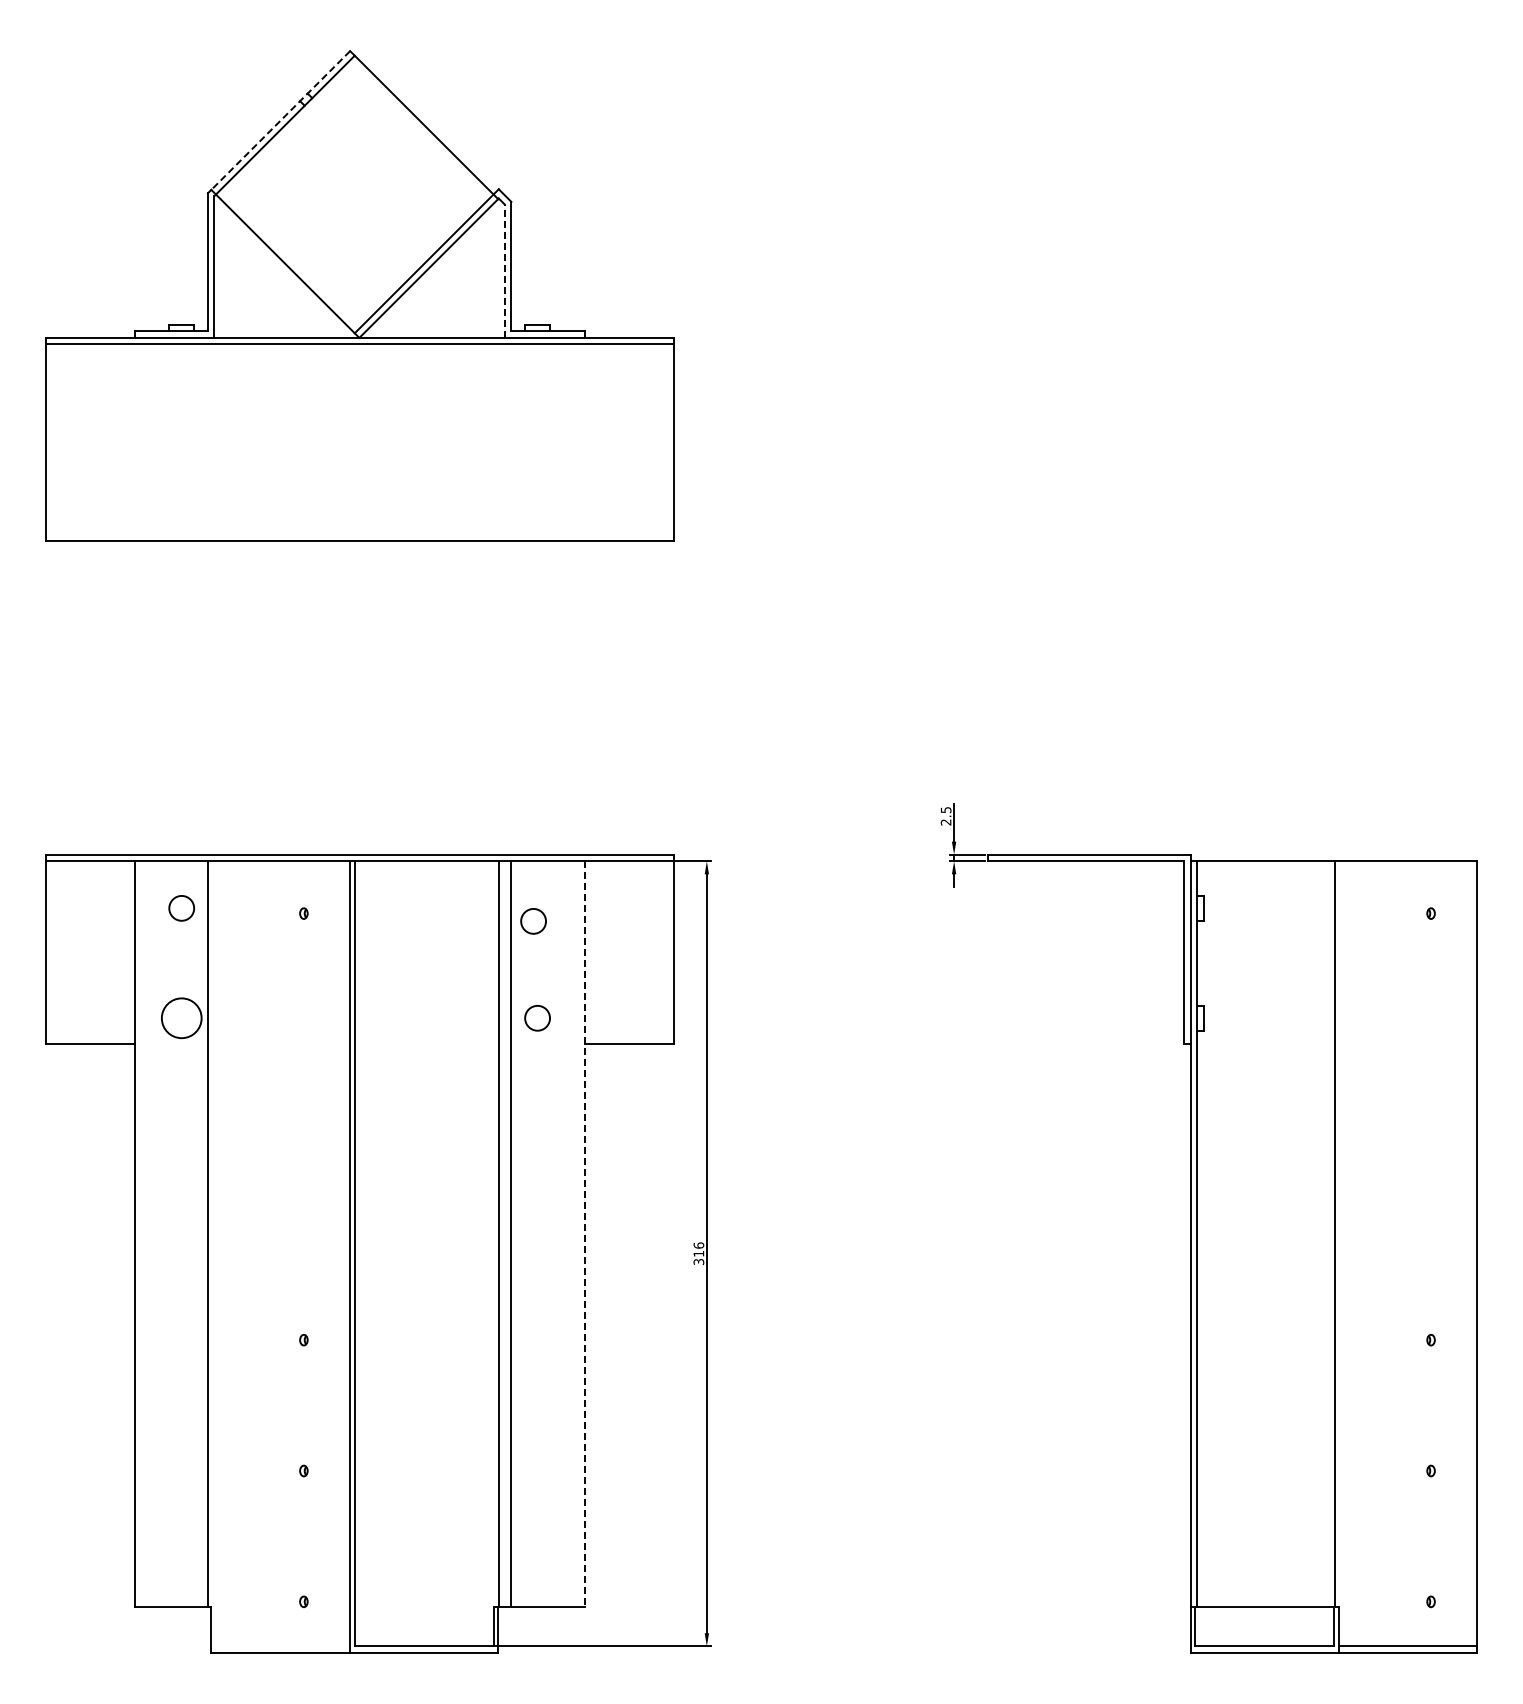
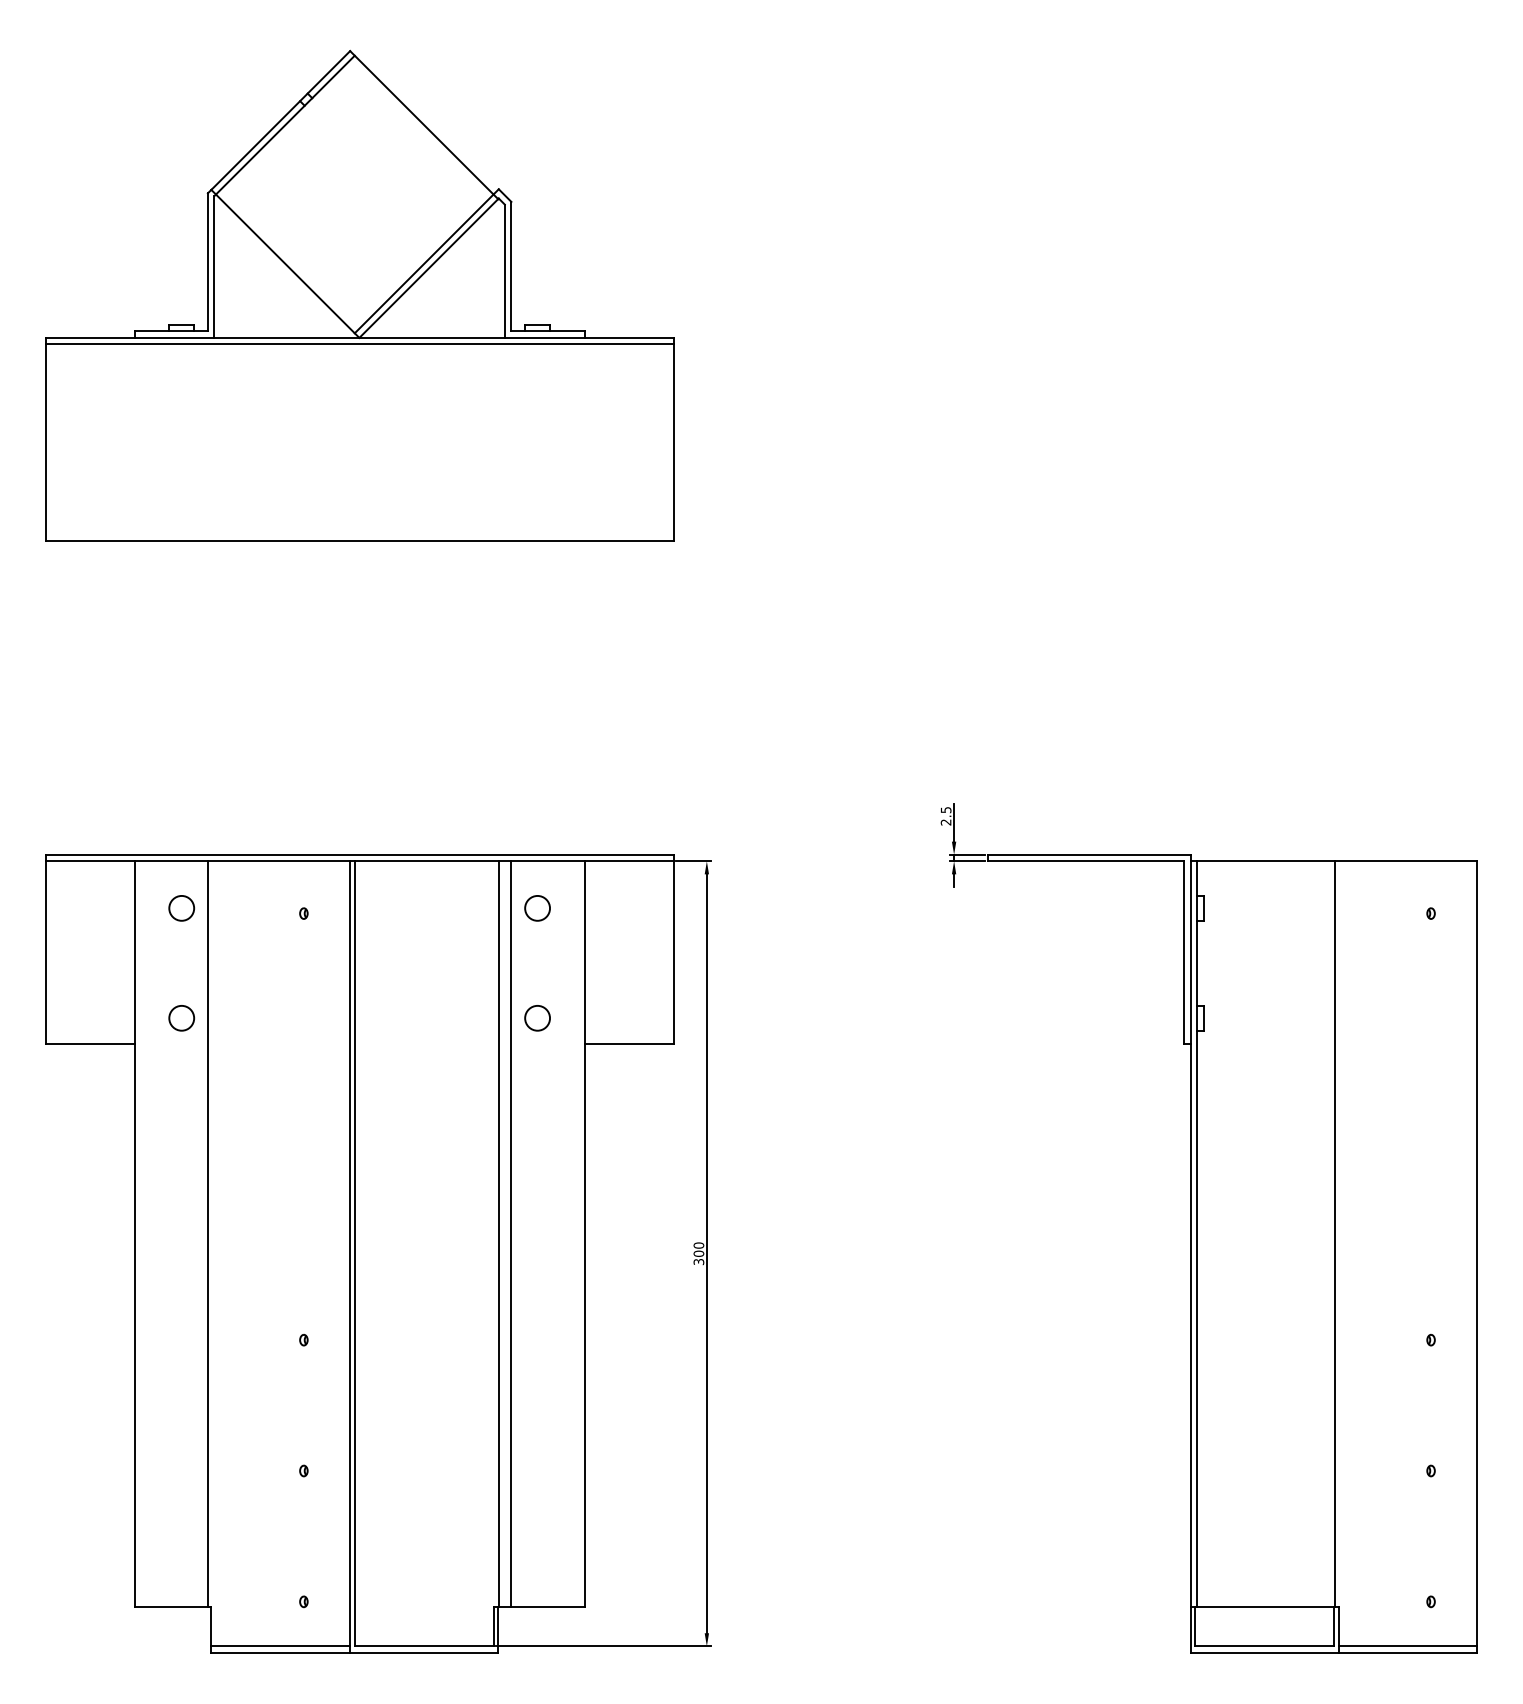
line: dashed -> solid (280, 120)
line: dashed -> solid (504, 271)
circle position: (533, 921) -> (537, 908) (537, 908)
circle diameter: 40 px -> 25 px (181, 1017)
line: dashed -> solid (584, 1234)
text: 316 -> 300 (698, 1249)
line: none -> present (280, 1646)
